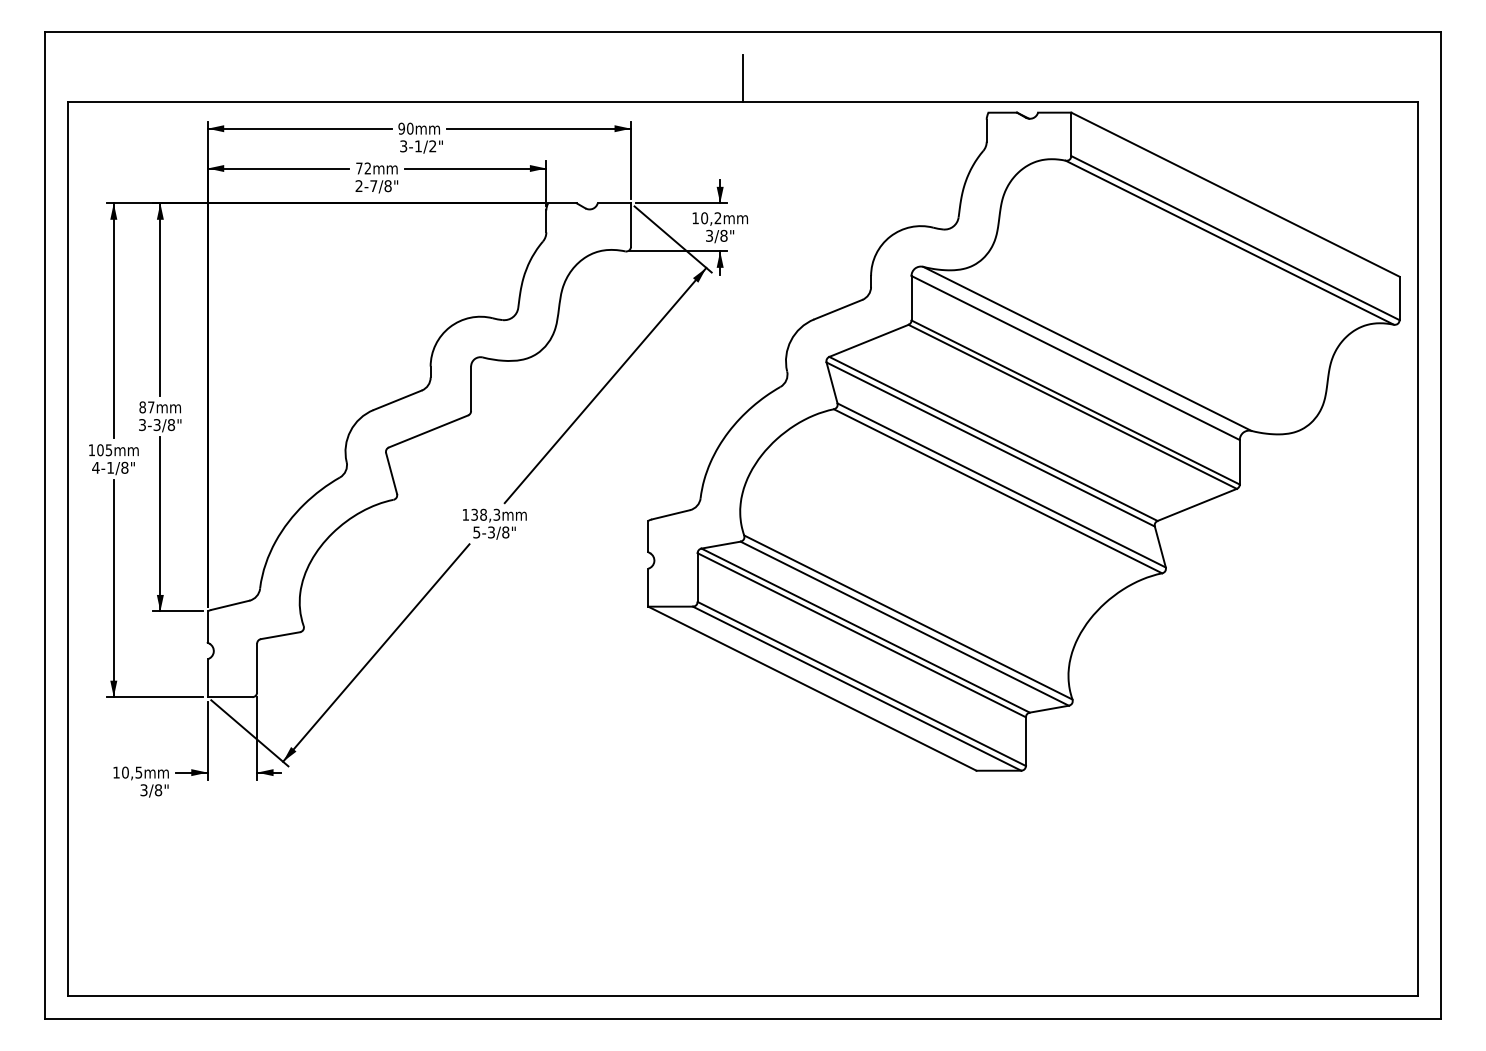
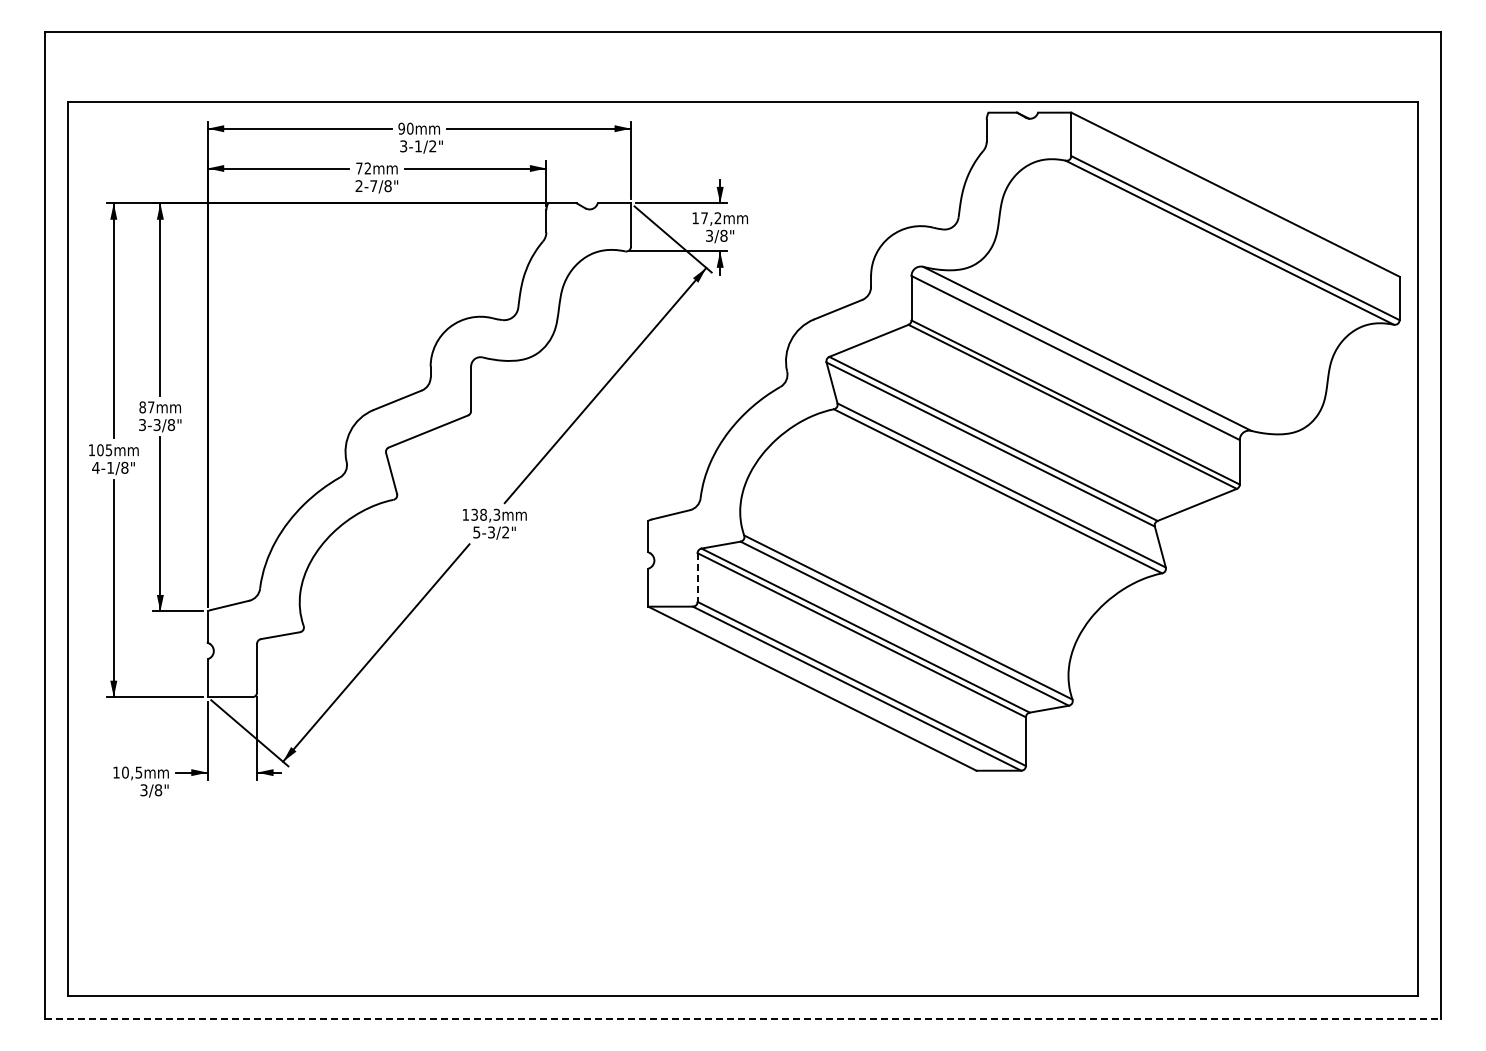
line: present -> none (743, 78)
text: 10,2 -> 17,2 (704, 218)
text: 5-3/8" -> 5-3/2" (505, 532)
line: solid -> dashed (697, 578)
line: solid -> dashed (743, 1019)
